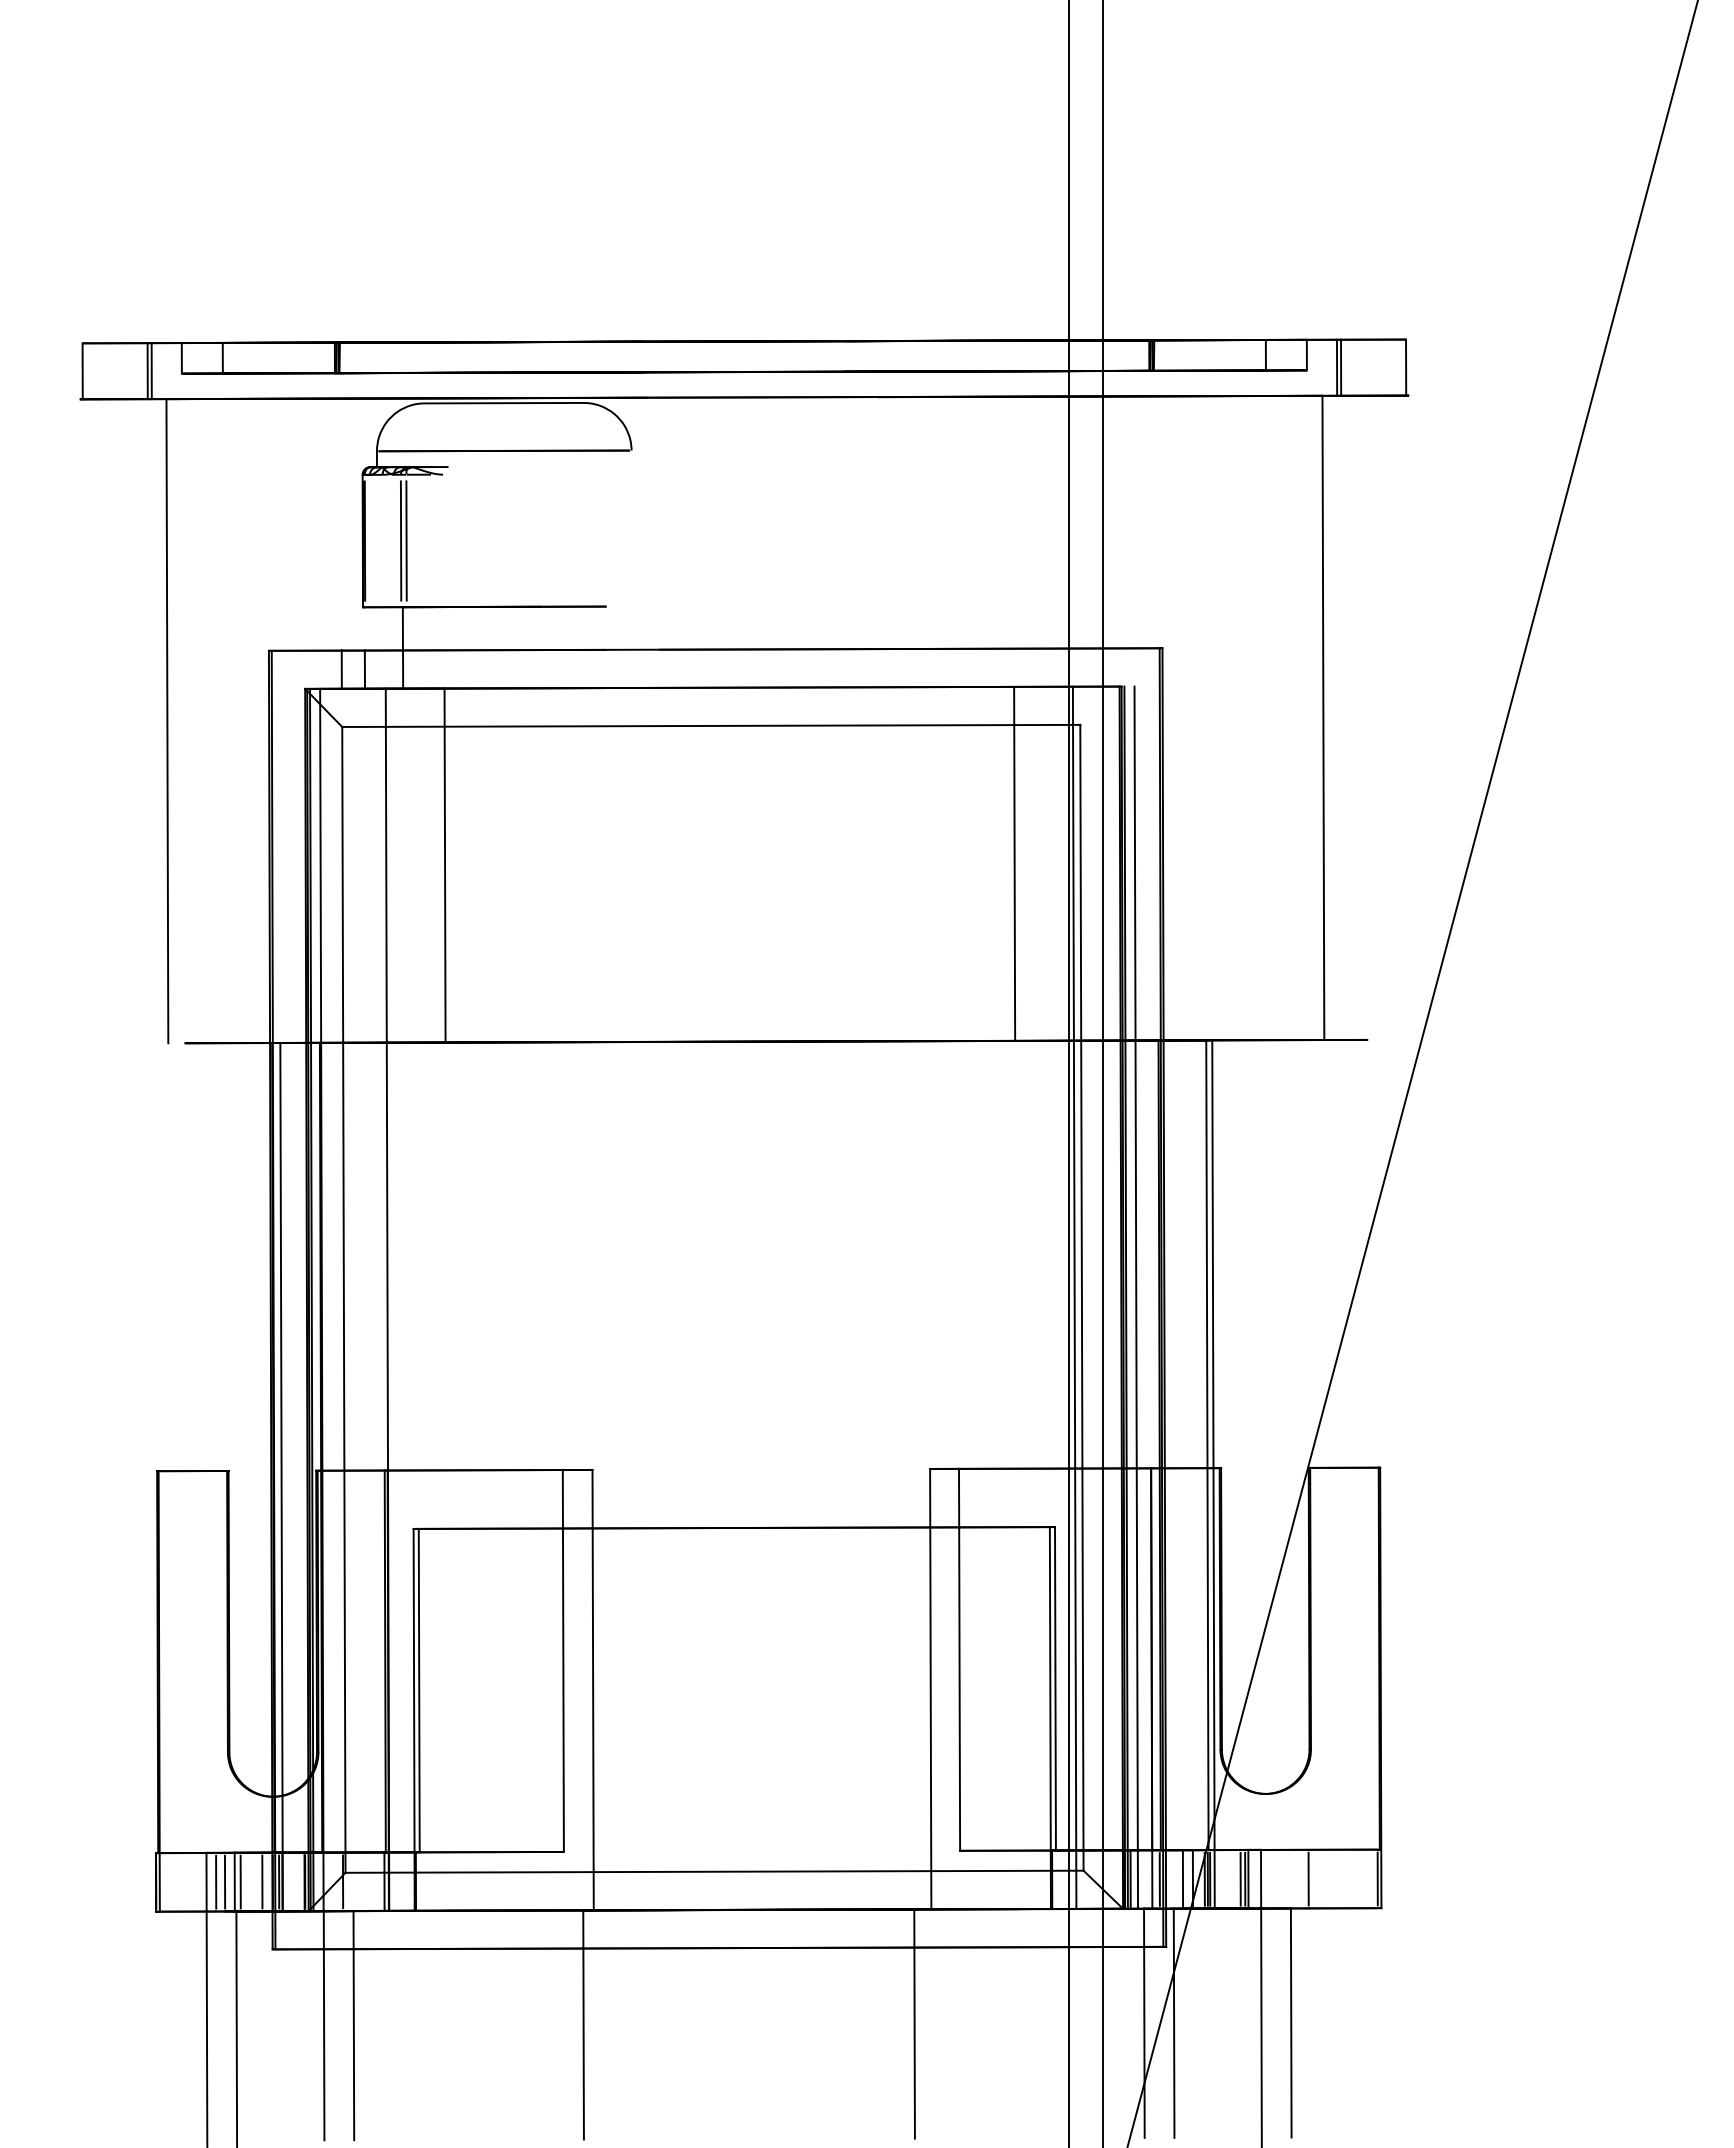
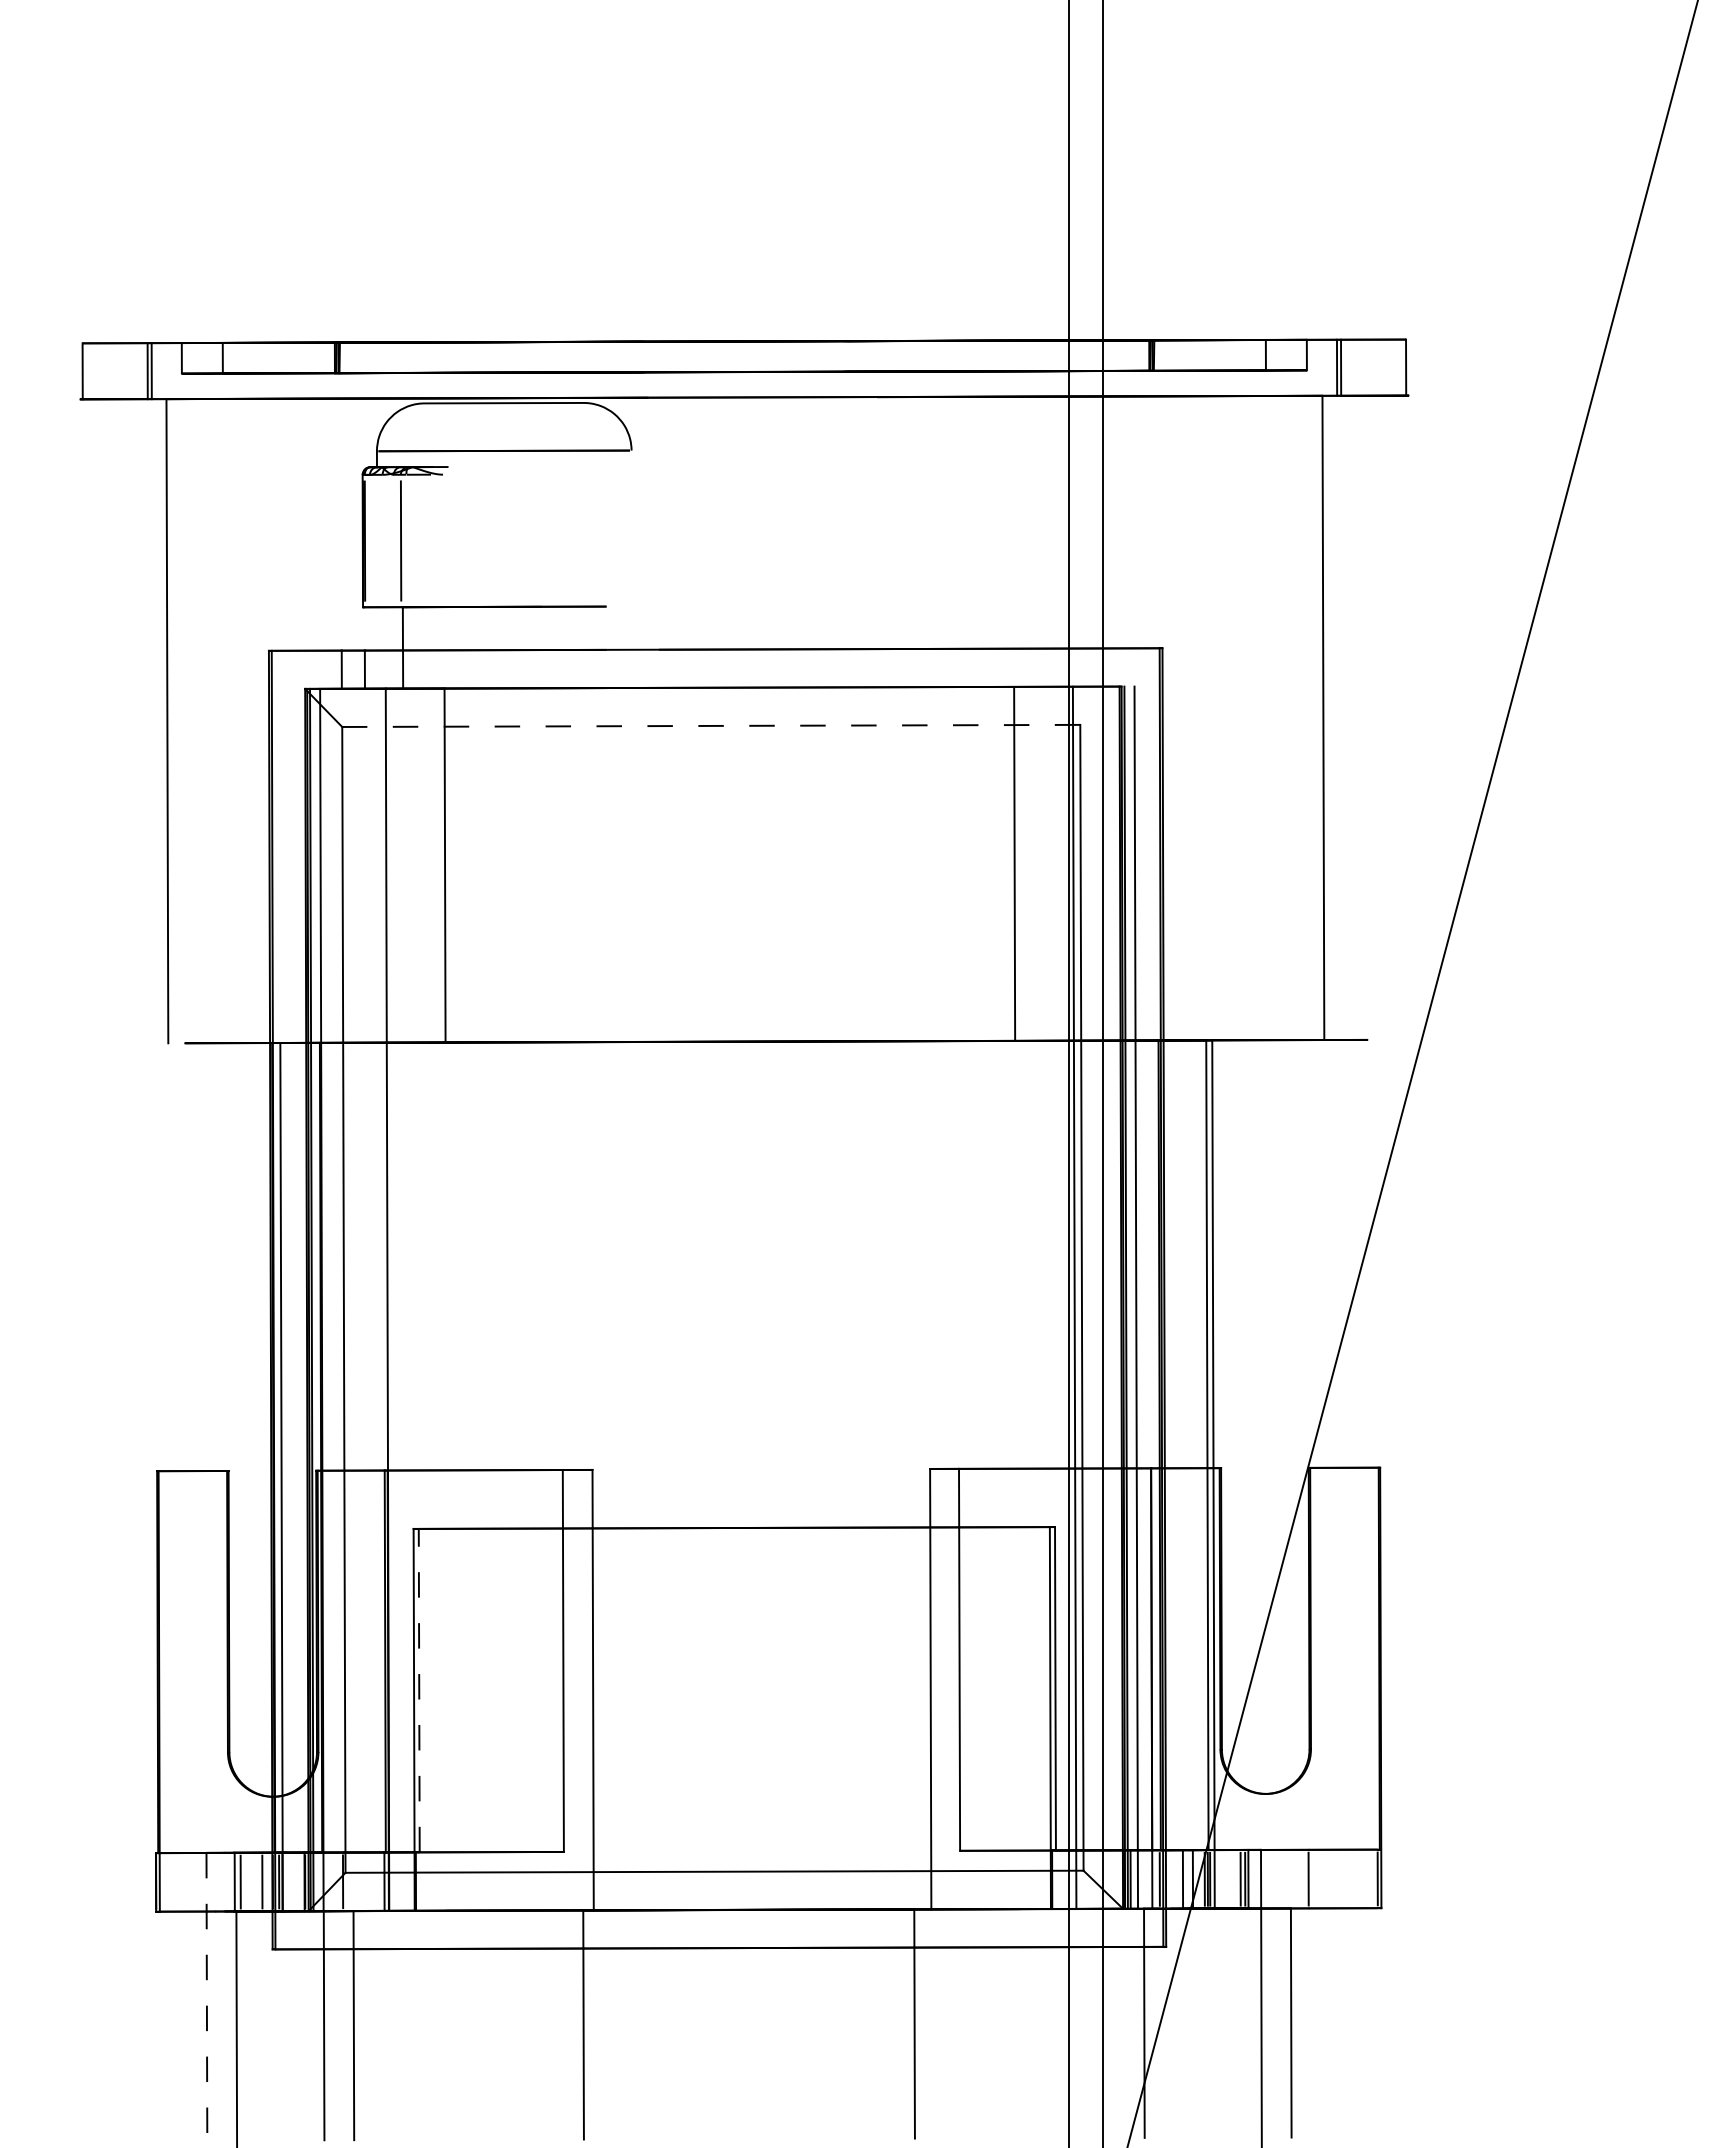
line: present -> none (406, 540)
line: solid -> dashed (710, 725)
line: solid -> dashed (419, 1690)
line: present -> none (216, 1881)
line: present -> none (224, 1881)
line: solid -> dashed (206, 2000)
line: present -> none (1173, 2022)
